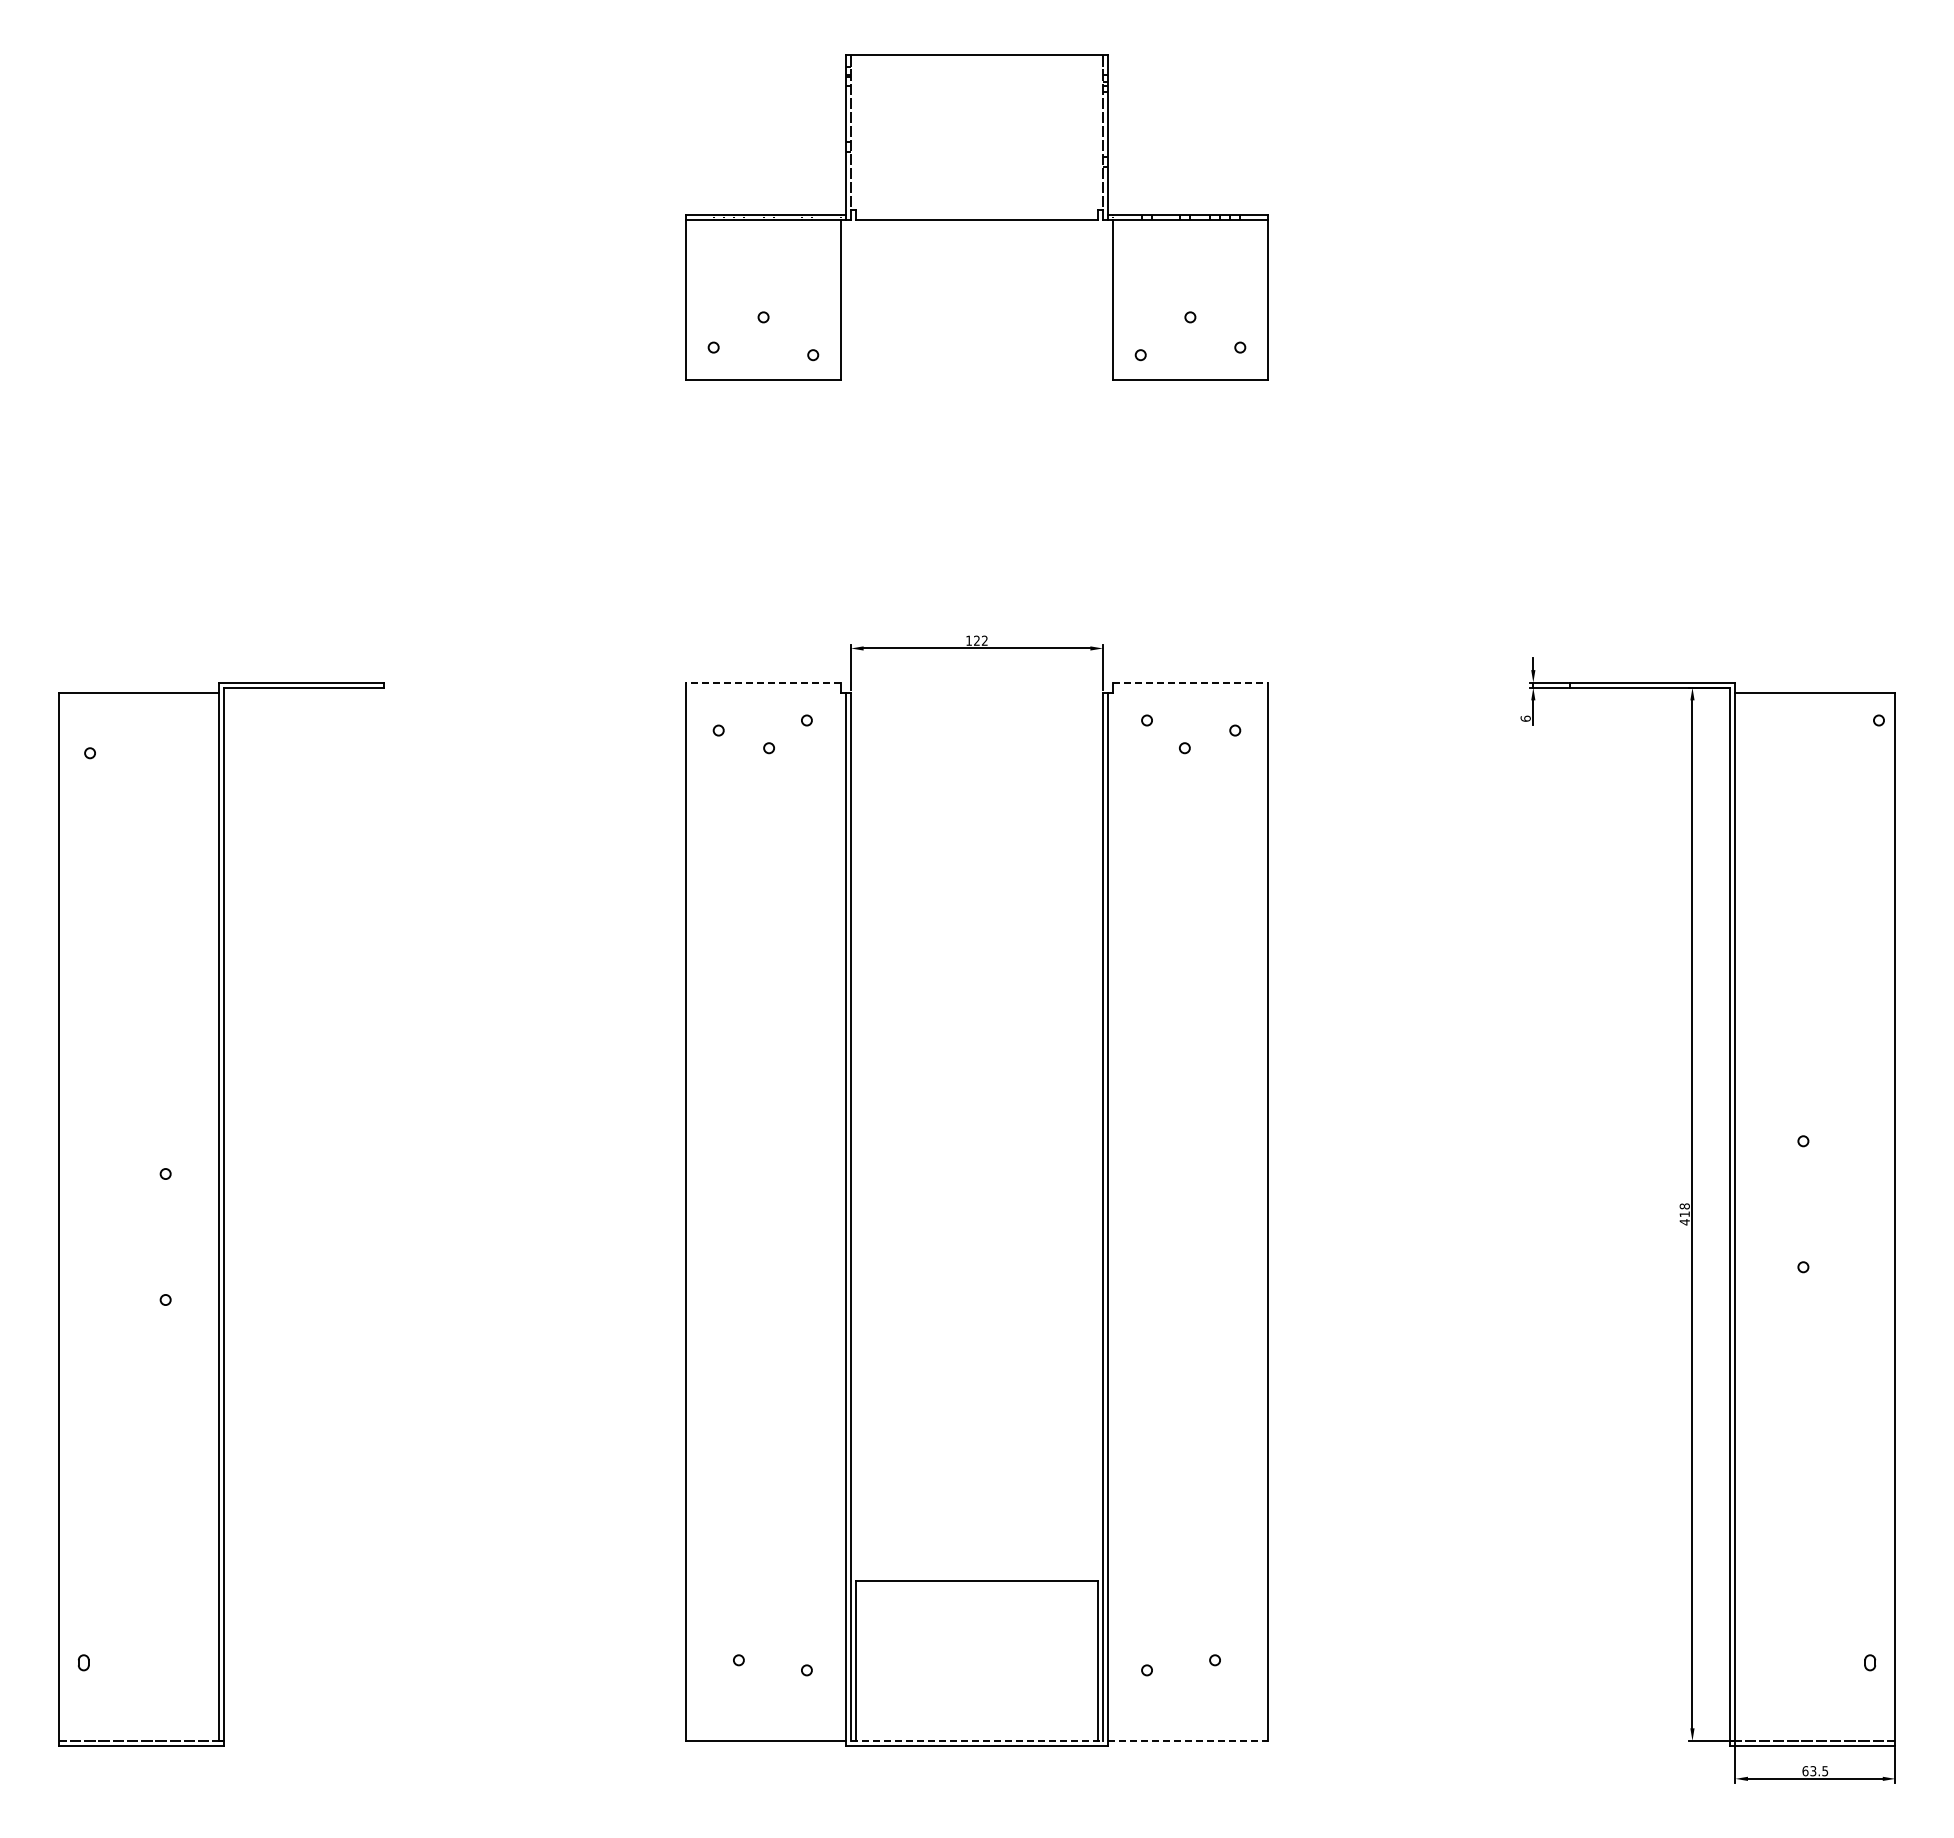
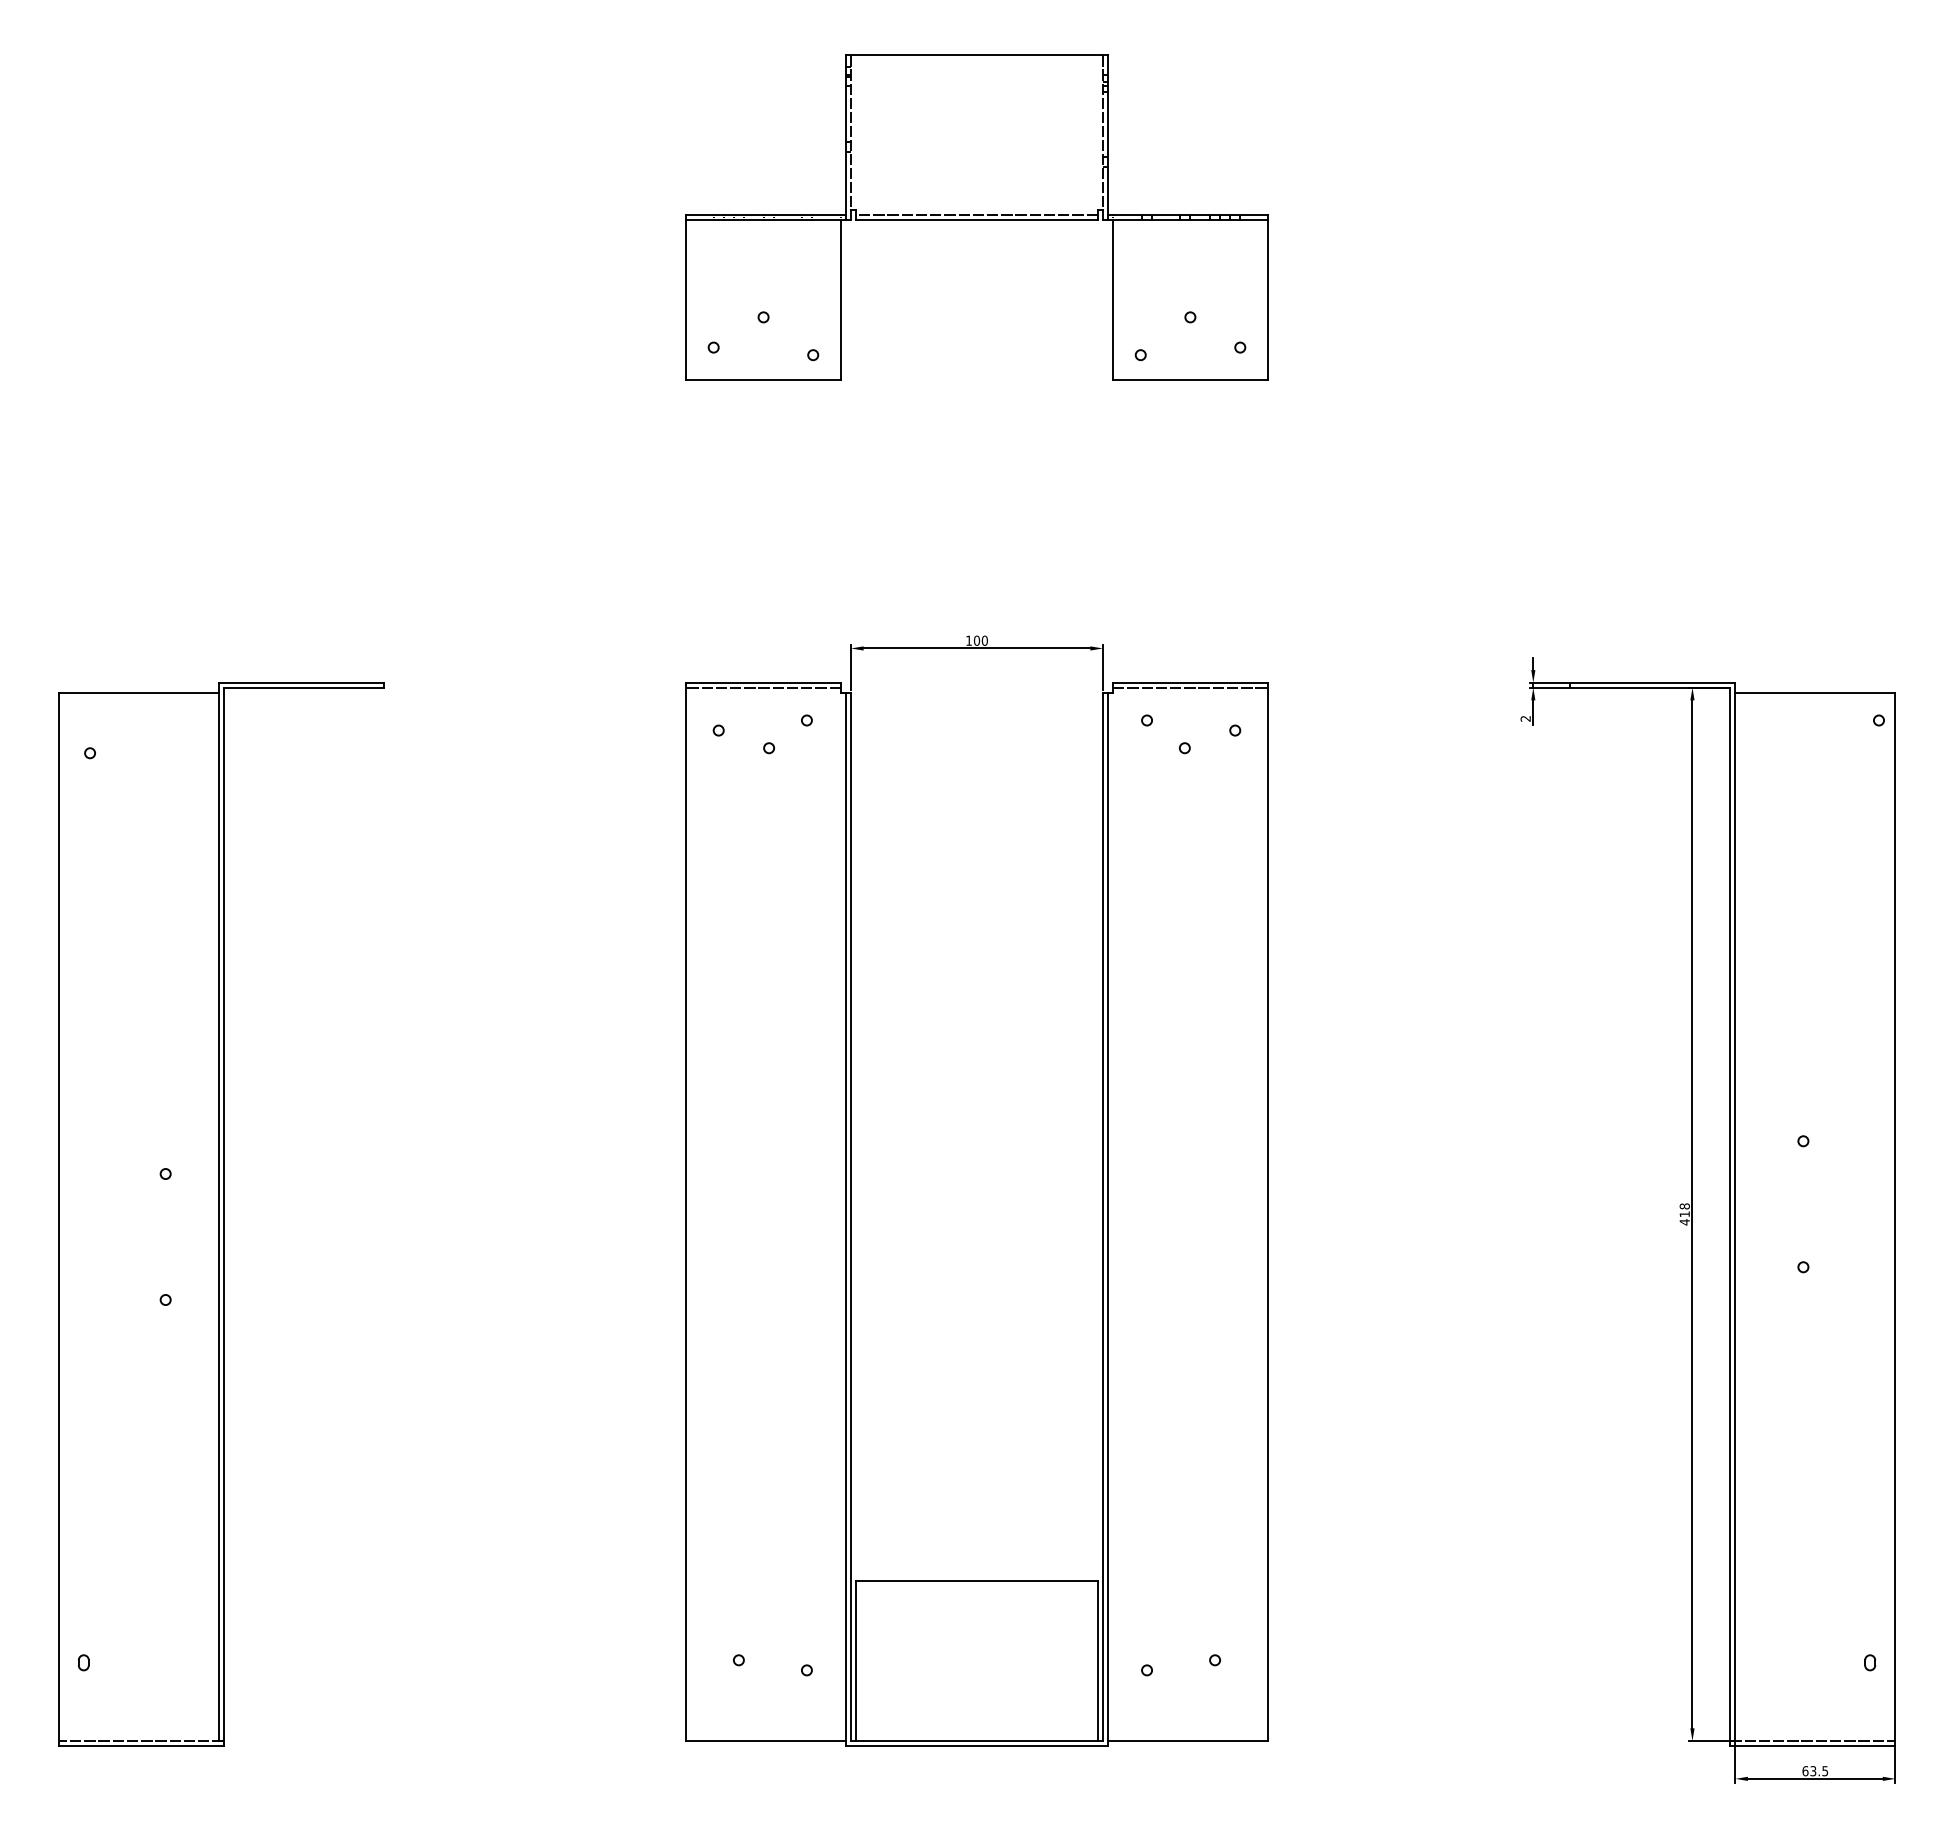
line: none -> present (976, 215)
text: 122 -> 100 (980, 640)
line: dashed -> solid (762, 682)
line: dashed -> solid (1191, 682)
line: none -> present (762, 687)
line: none -> present (1190, 687)
text: 6 -> 2 (1525, 718)
line: dashed -> solid (977, 1740)
line: dashed -> solid (1188, 1740)
